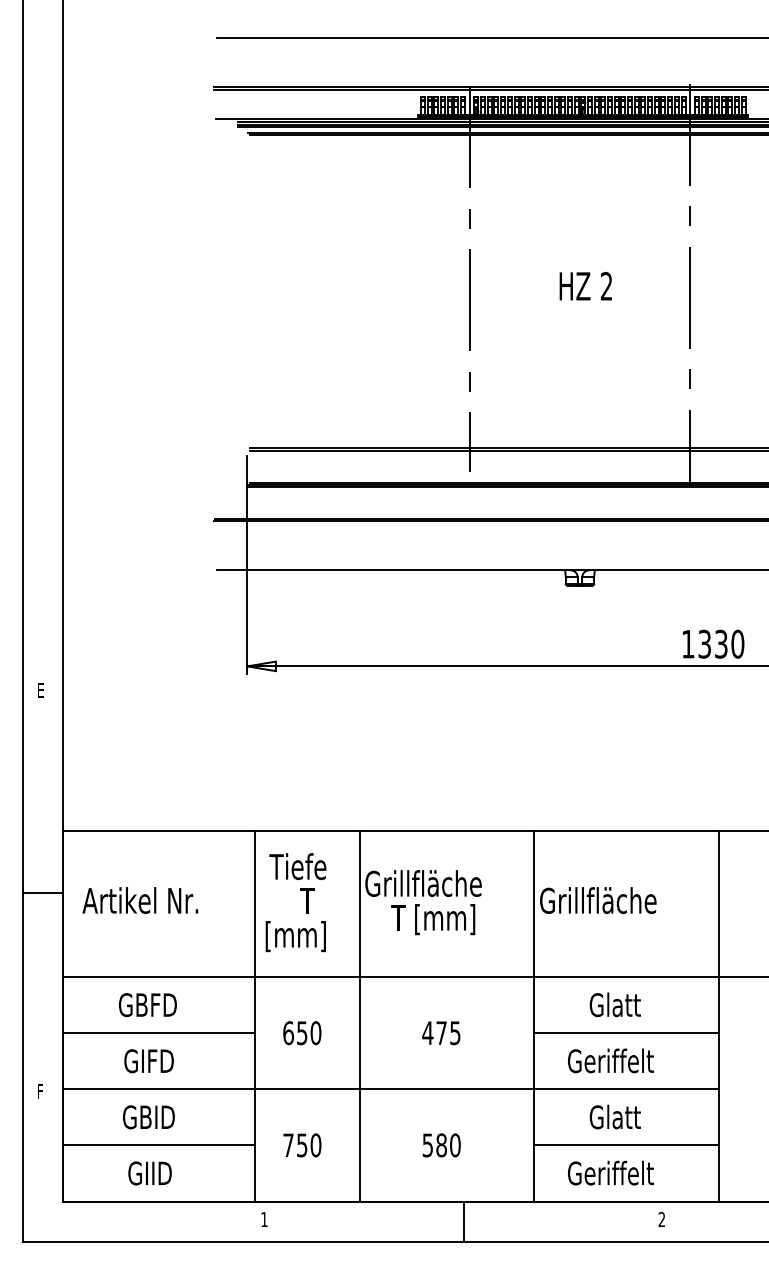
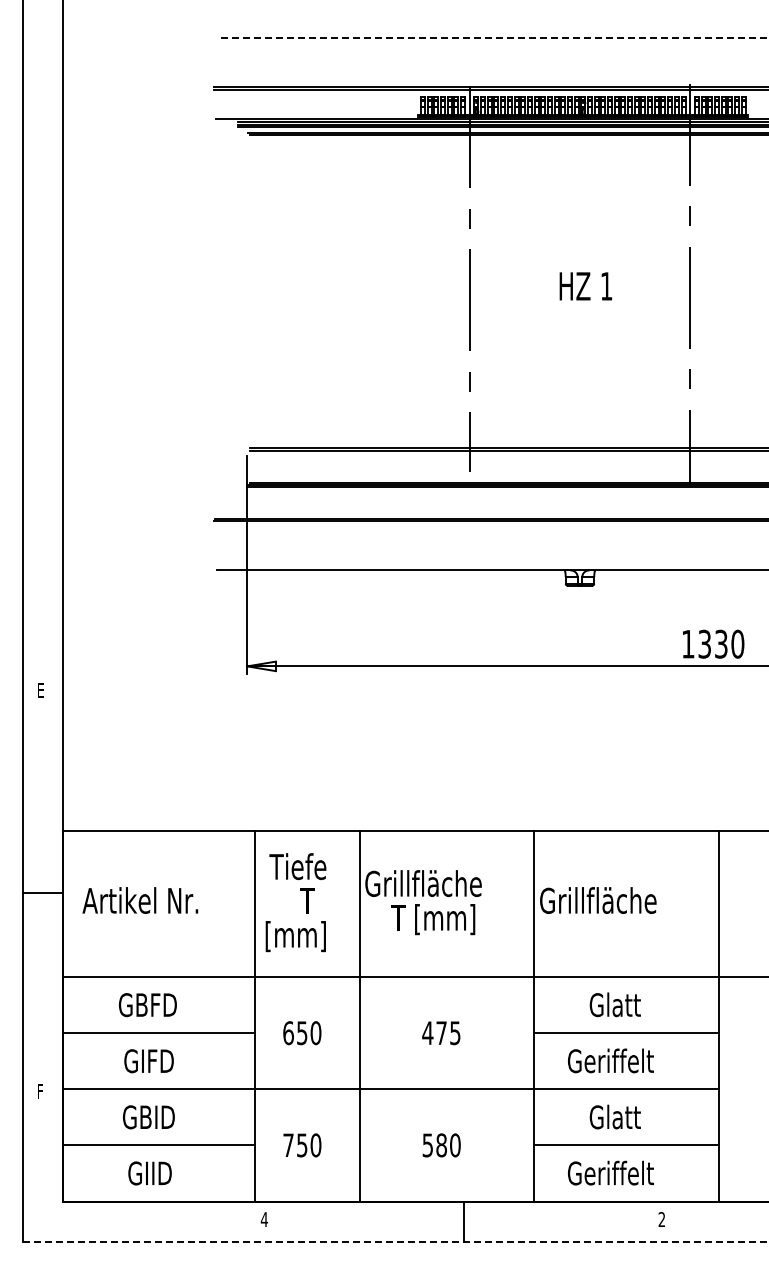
line: solid -> dashed (492, 38)
text: 2 -> 1 (606, 286)
text: 1 -> 4 (264, 1219)
line: solid -> dashed (395, 1241)
